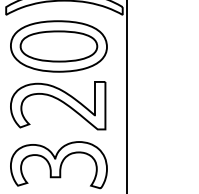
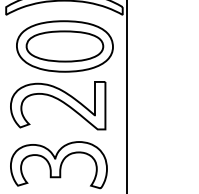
part position: (58, 46) -> (64, 46) (64, 46)
